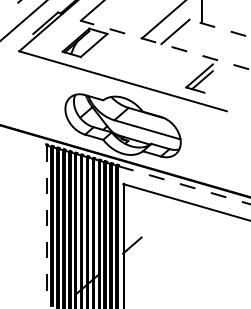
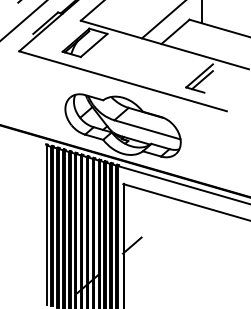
line: dashed -> solid (220, 28)
line: dashed -> solid (164, 44)
line: dashed -> solid (184, 185)
line: dashed -> solid (46, 225)
